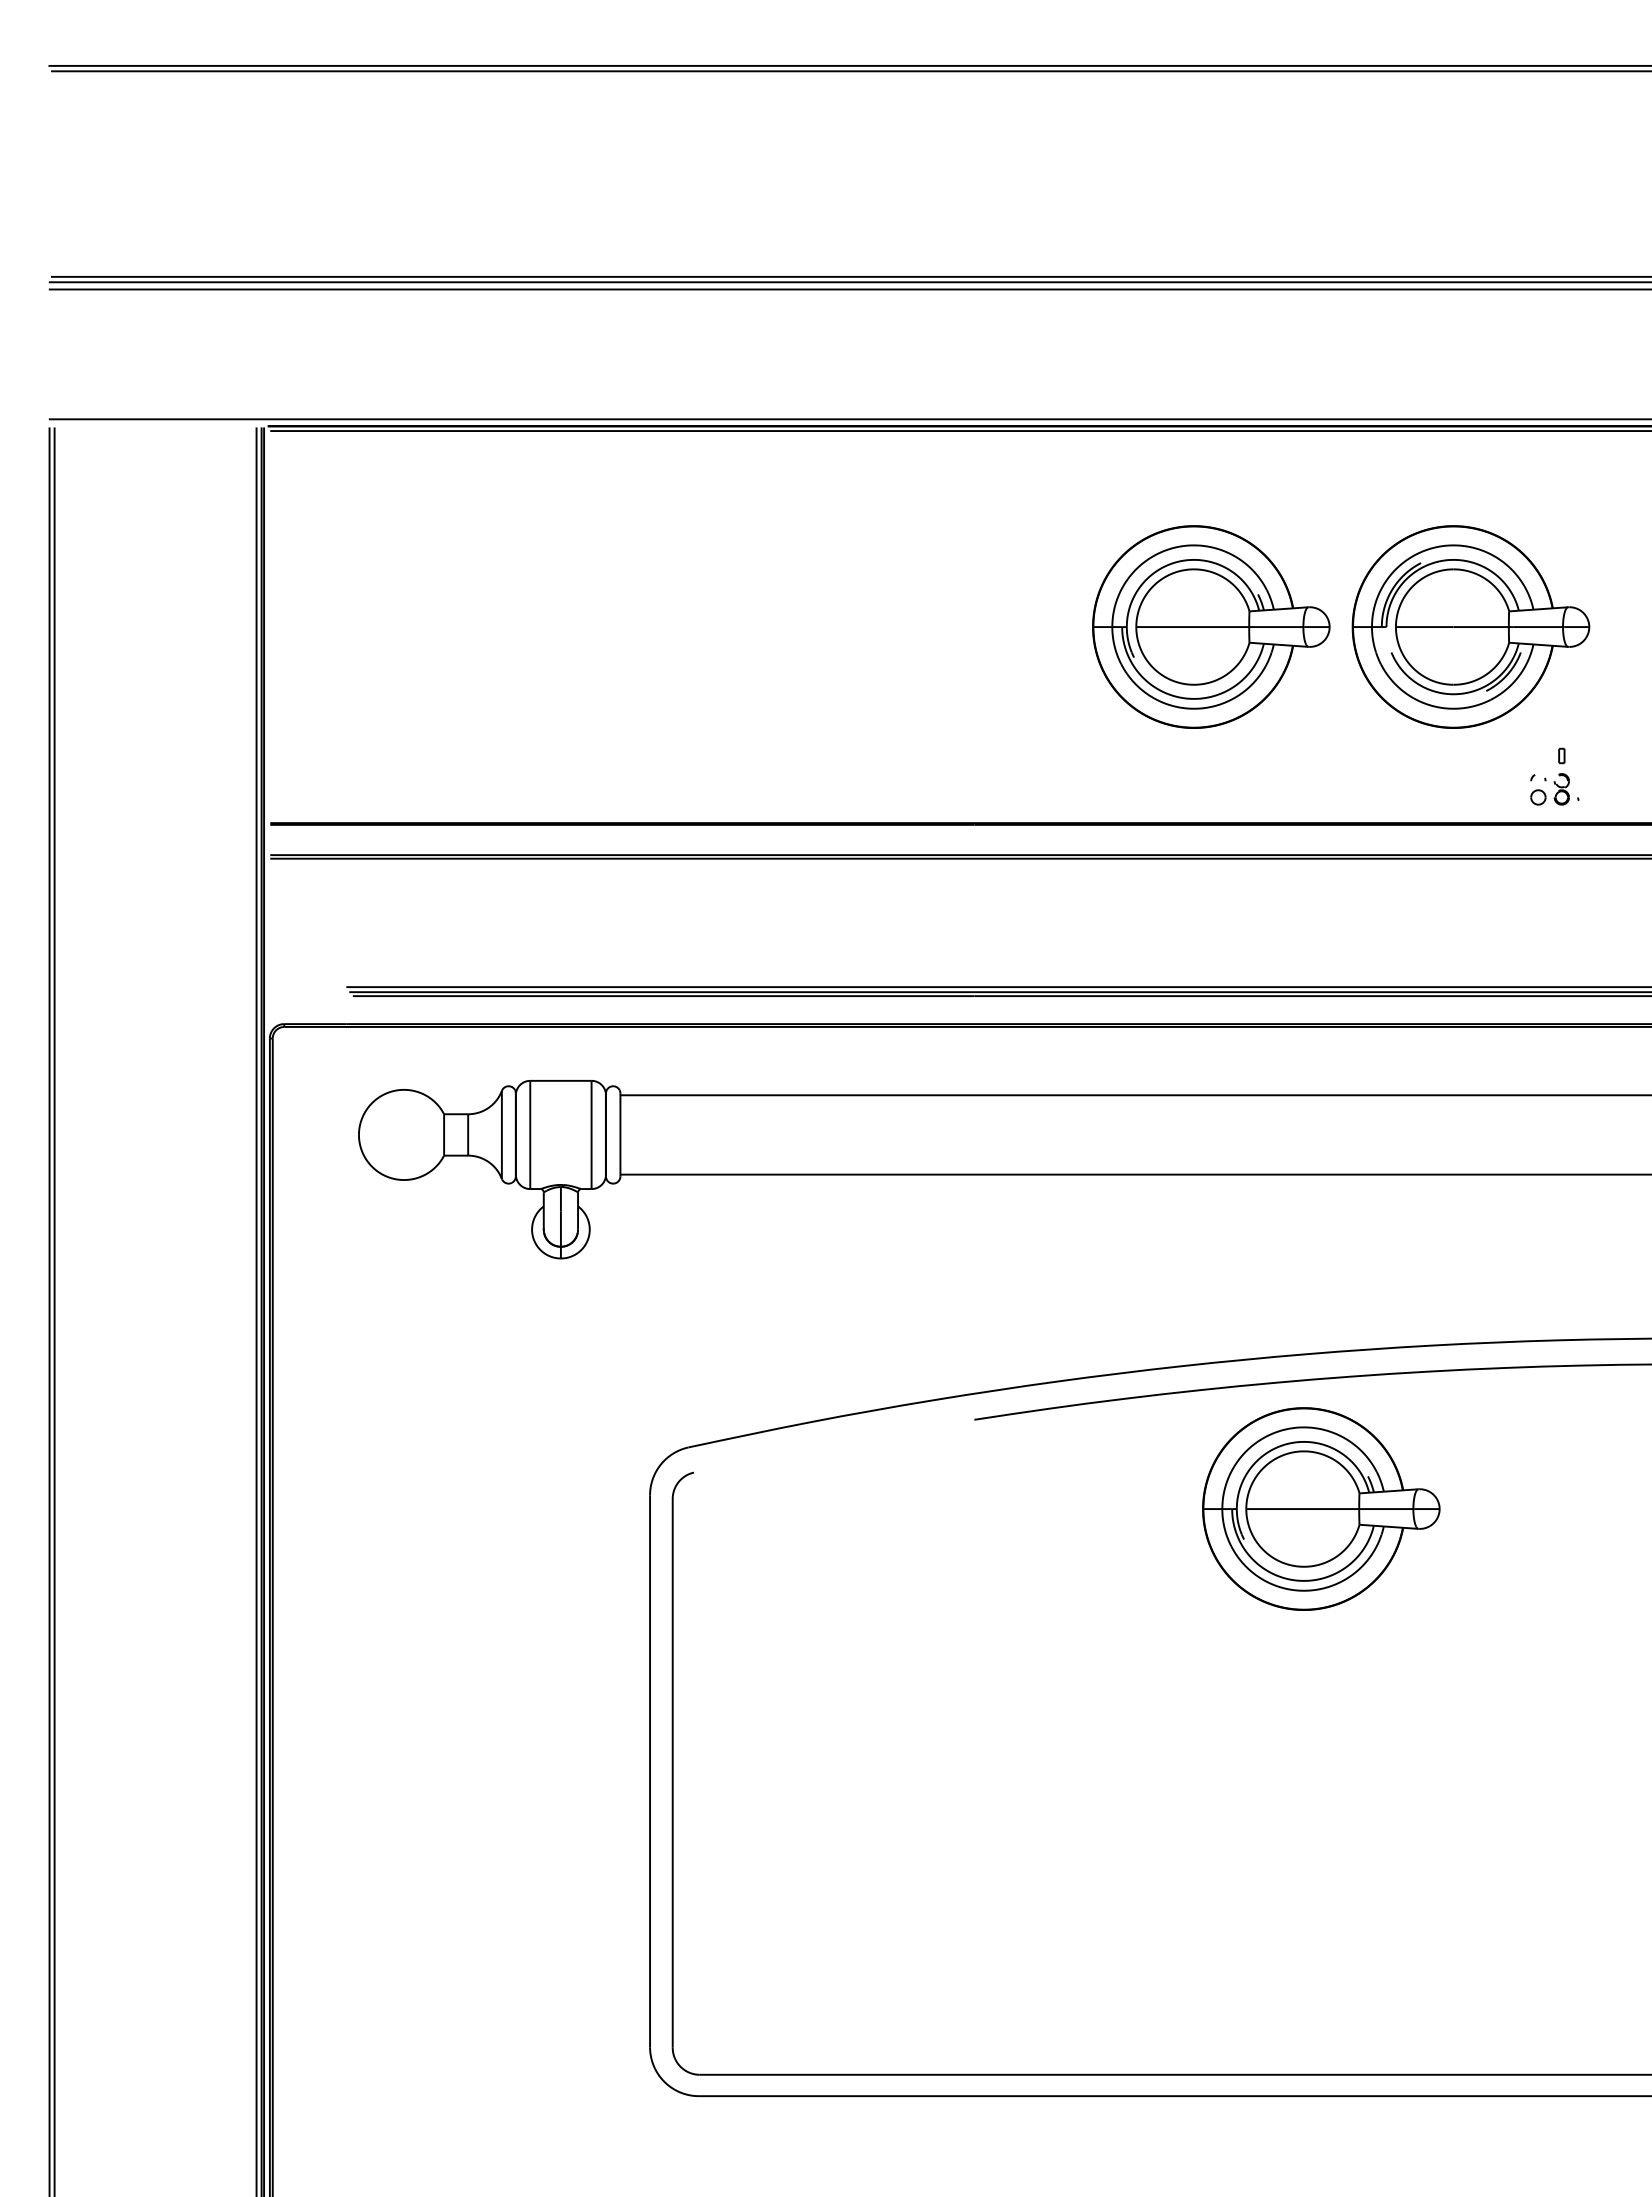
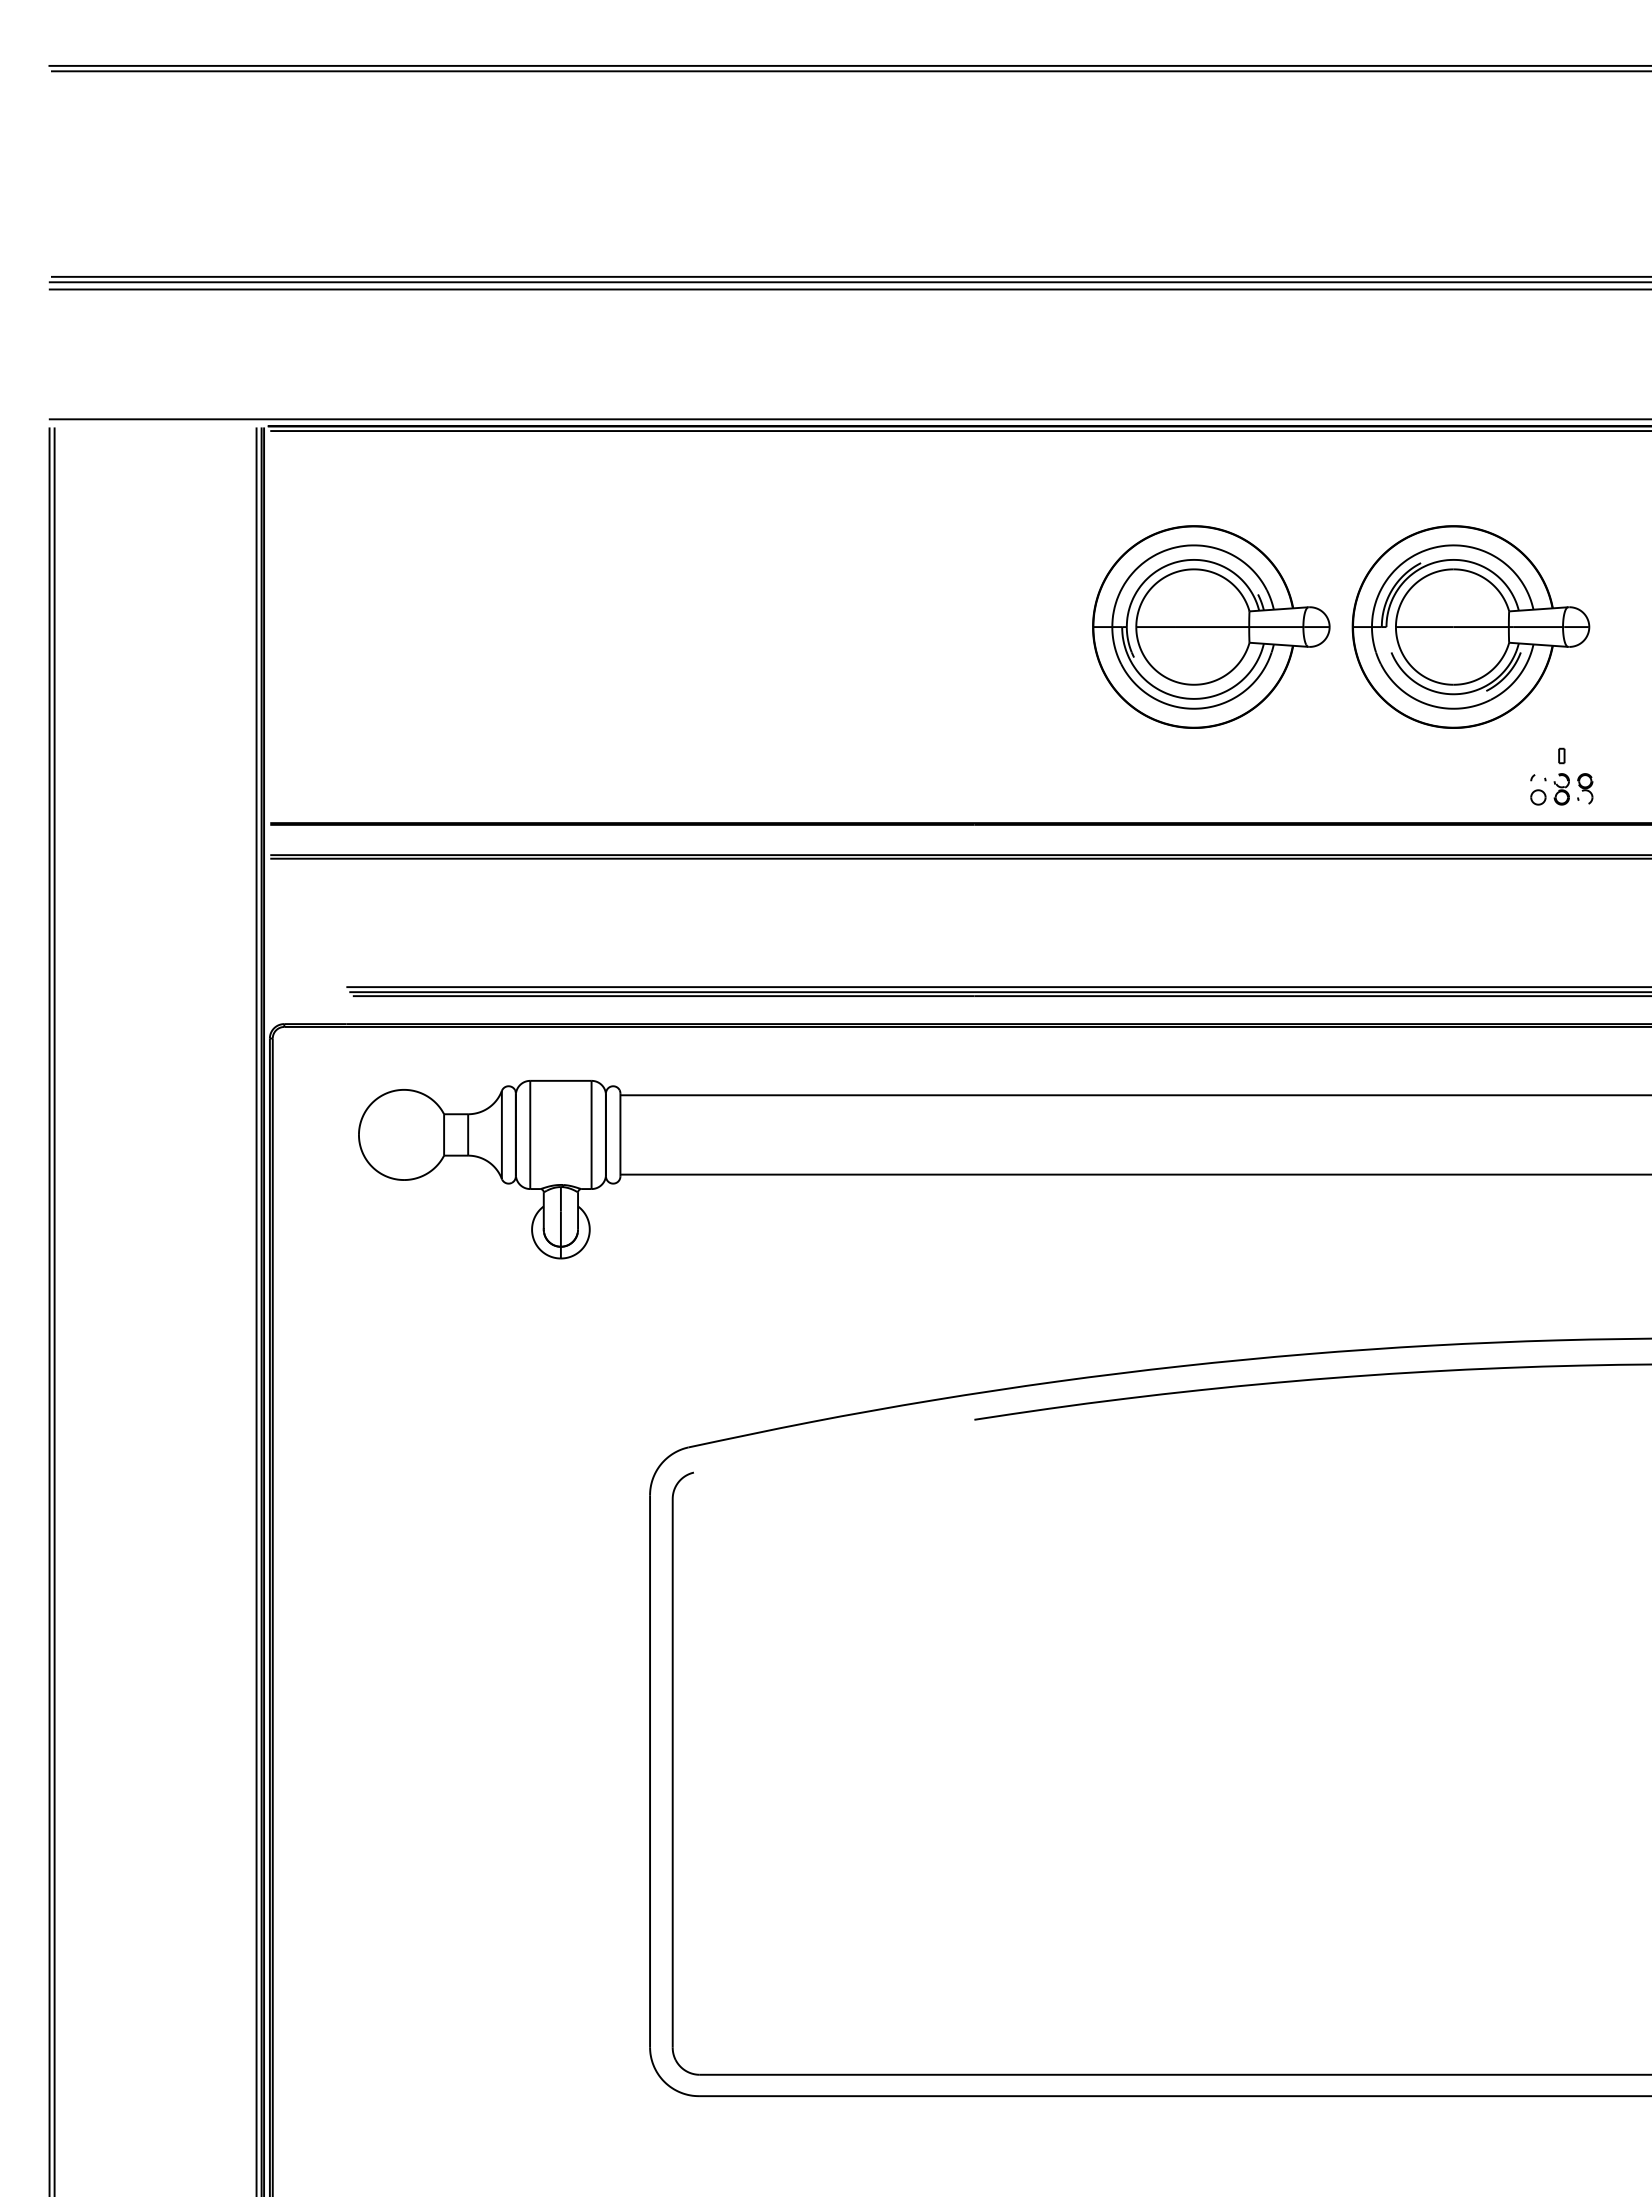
part: none -> present (1585, 788)
part: present -> none (1321, 1508)
